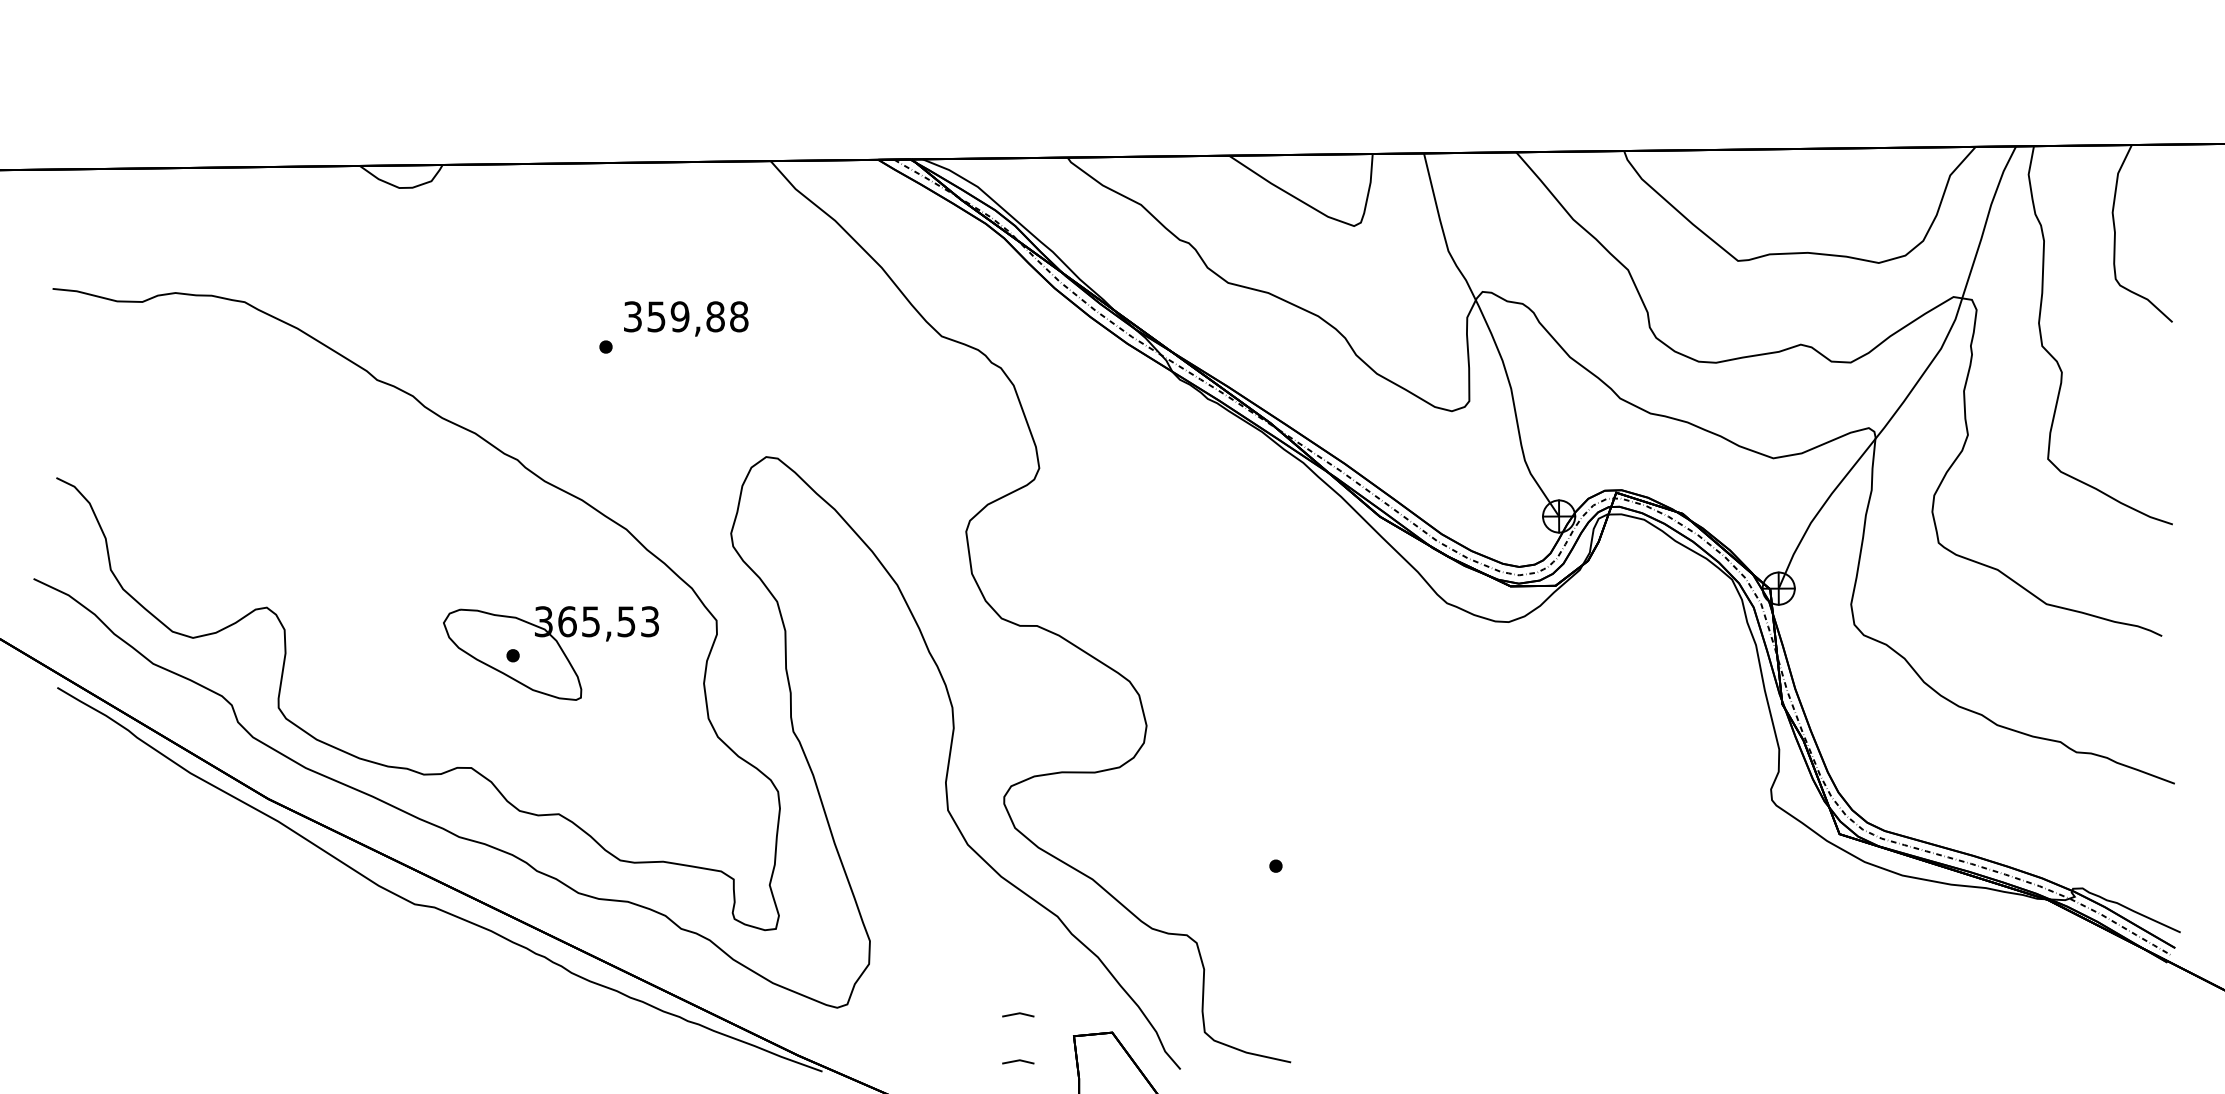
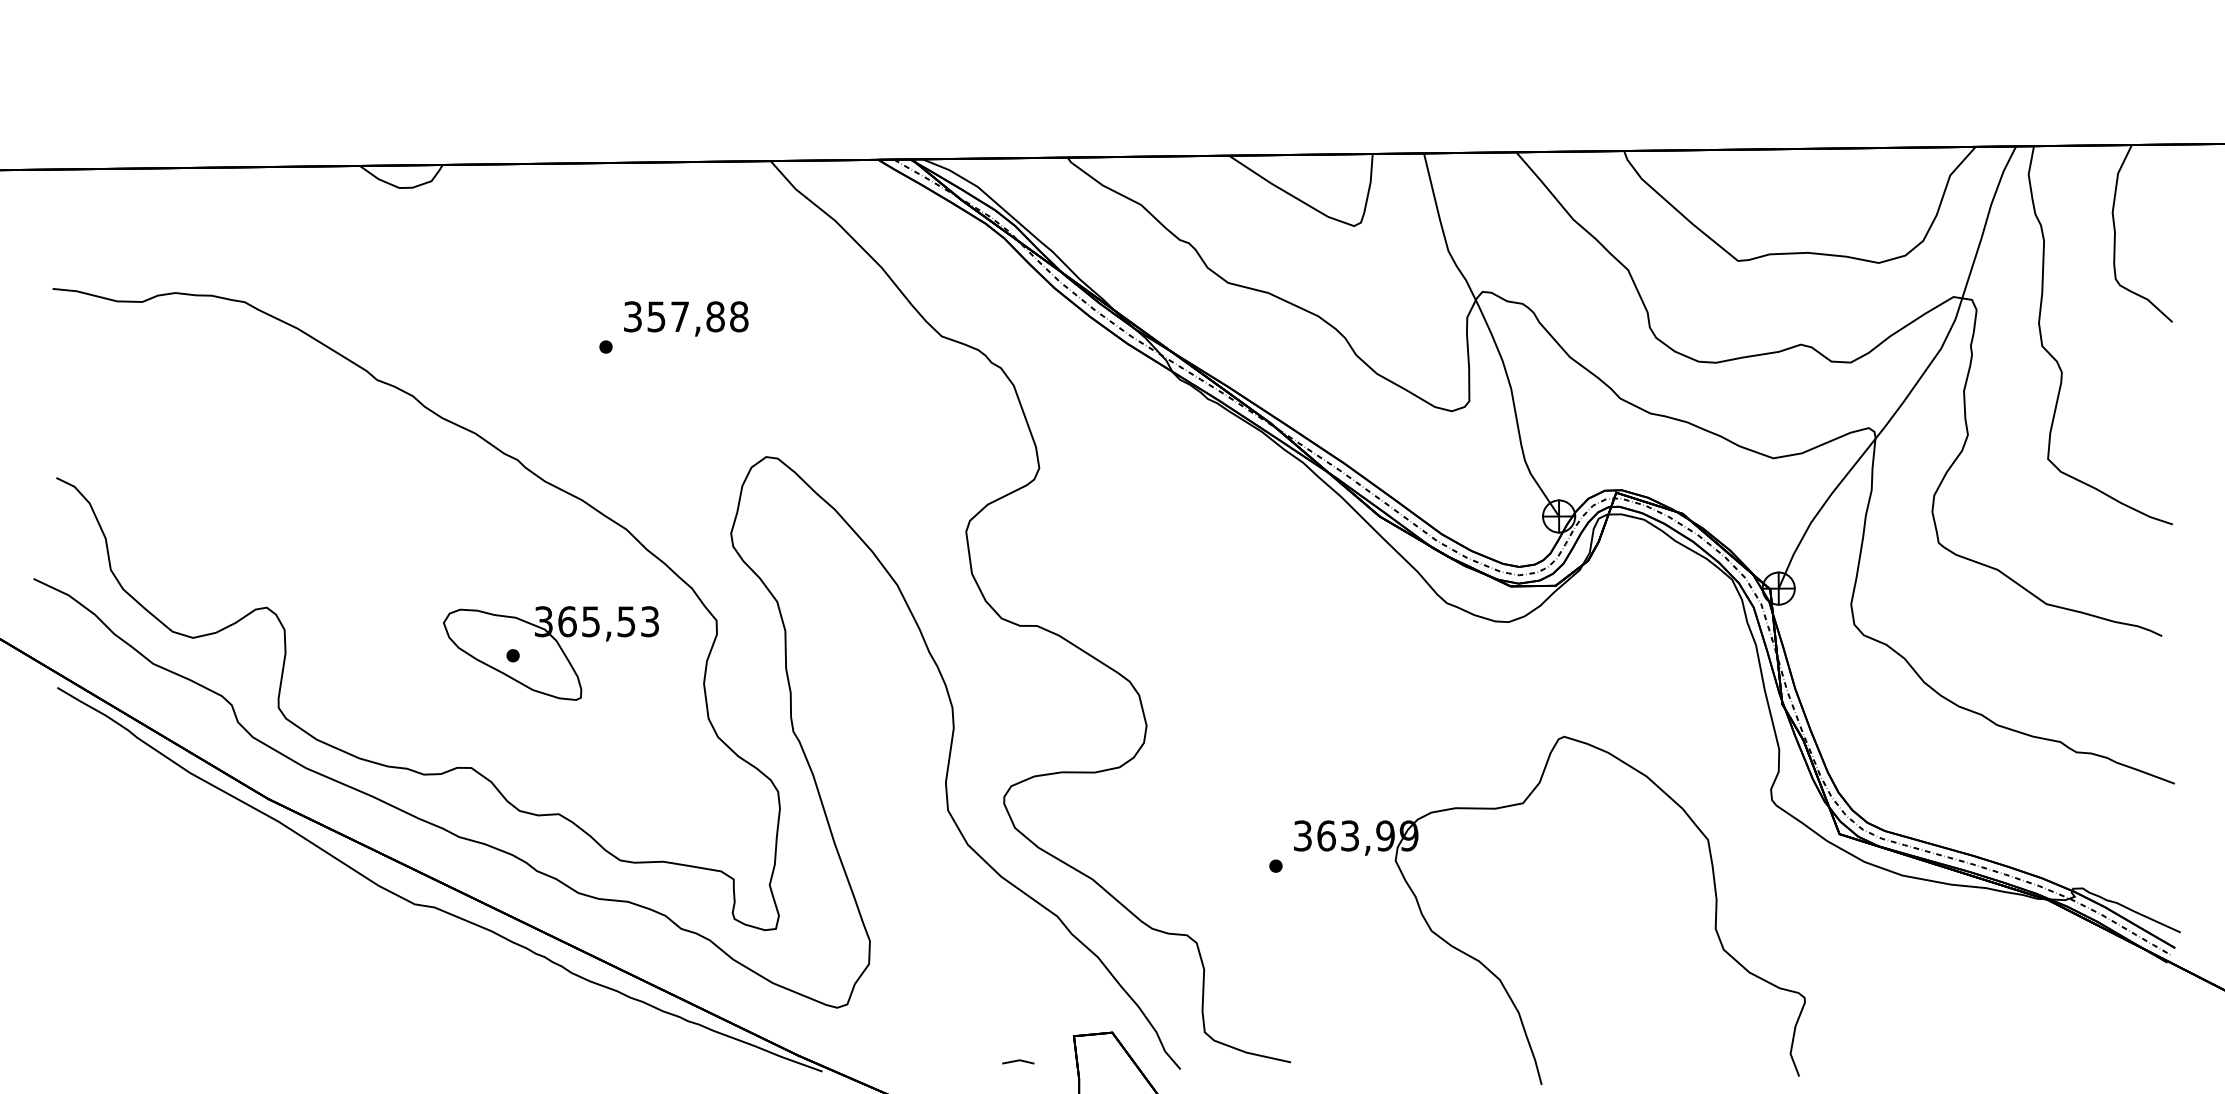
text: 359,88 -> 357,88 (679, 316)
part: none -> present (1492, 971)
line: present -> none (1018, 1014)
